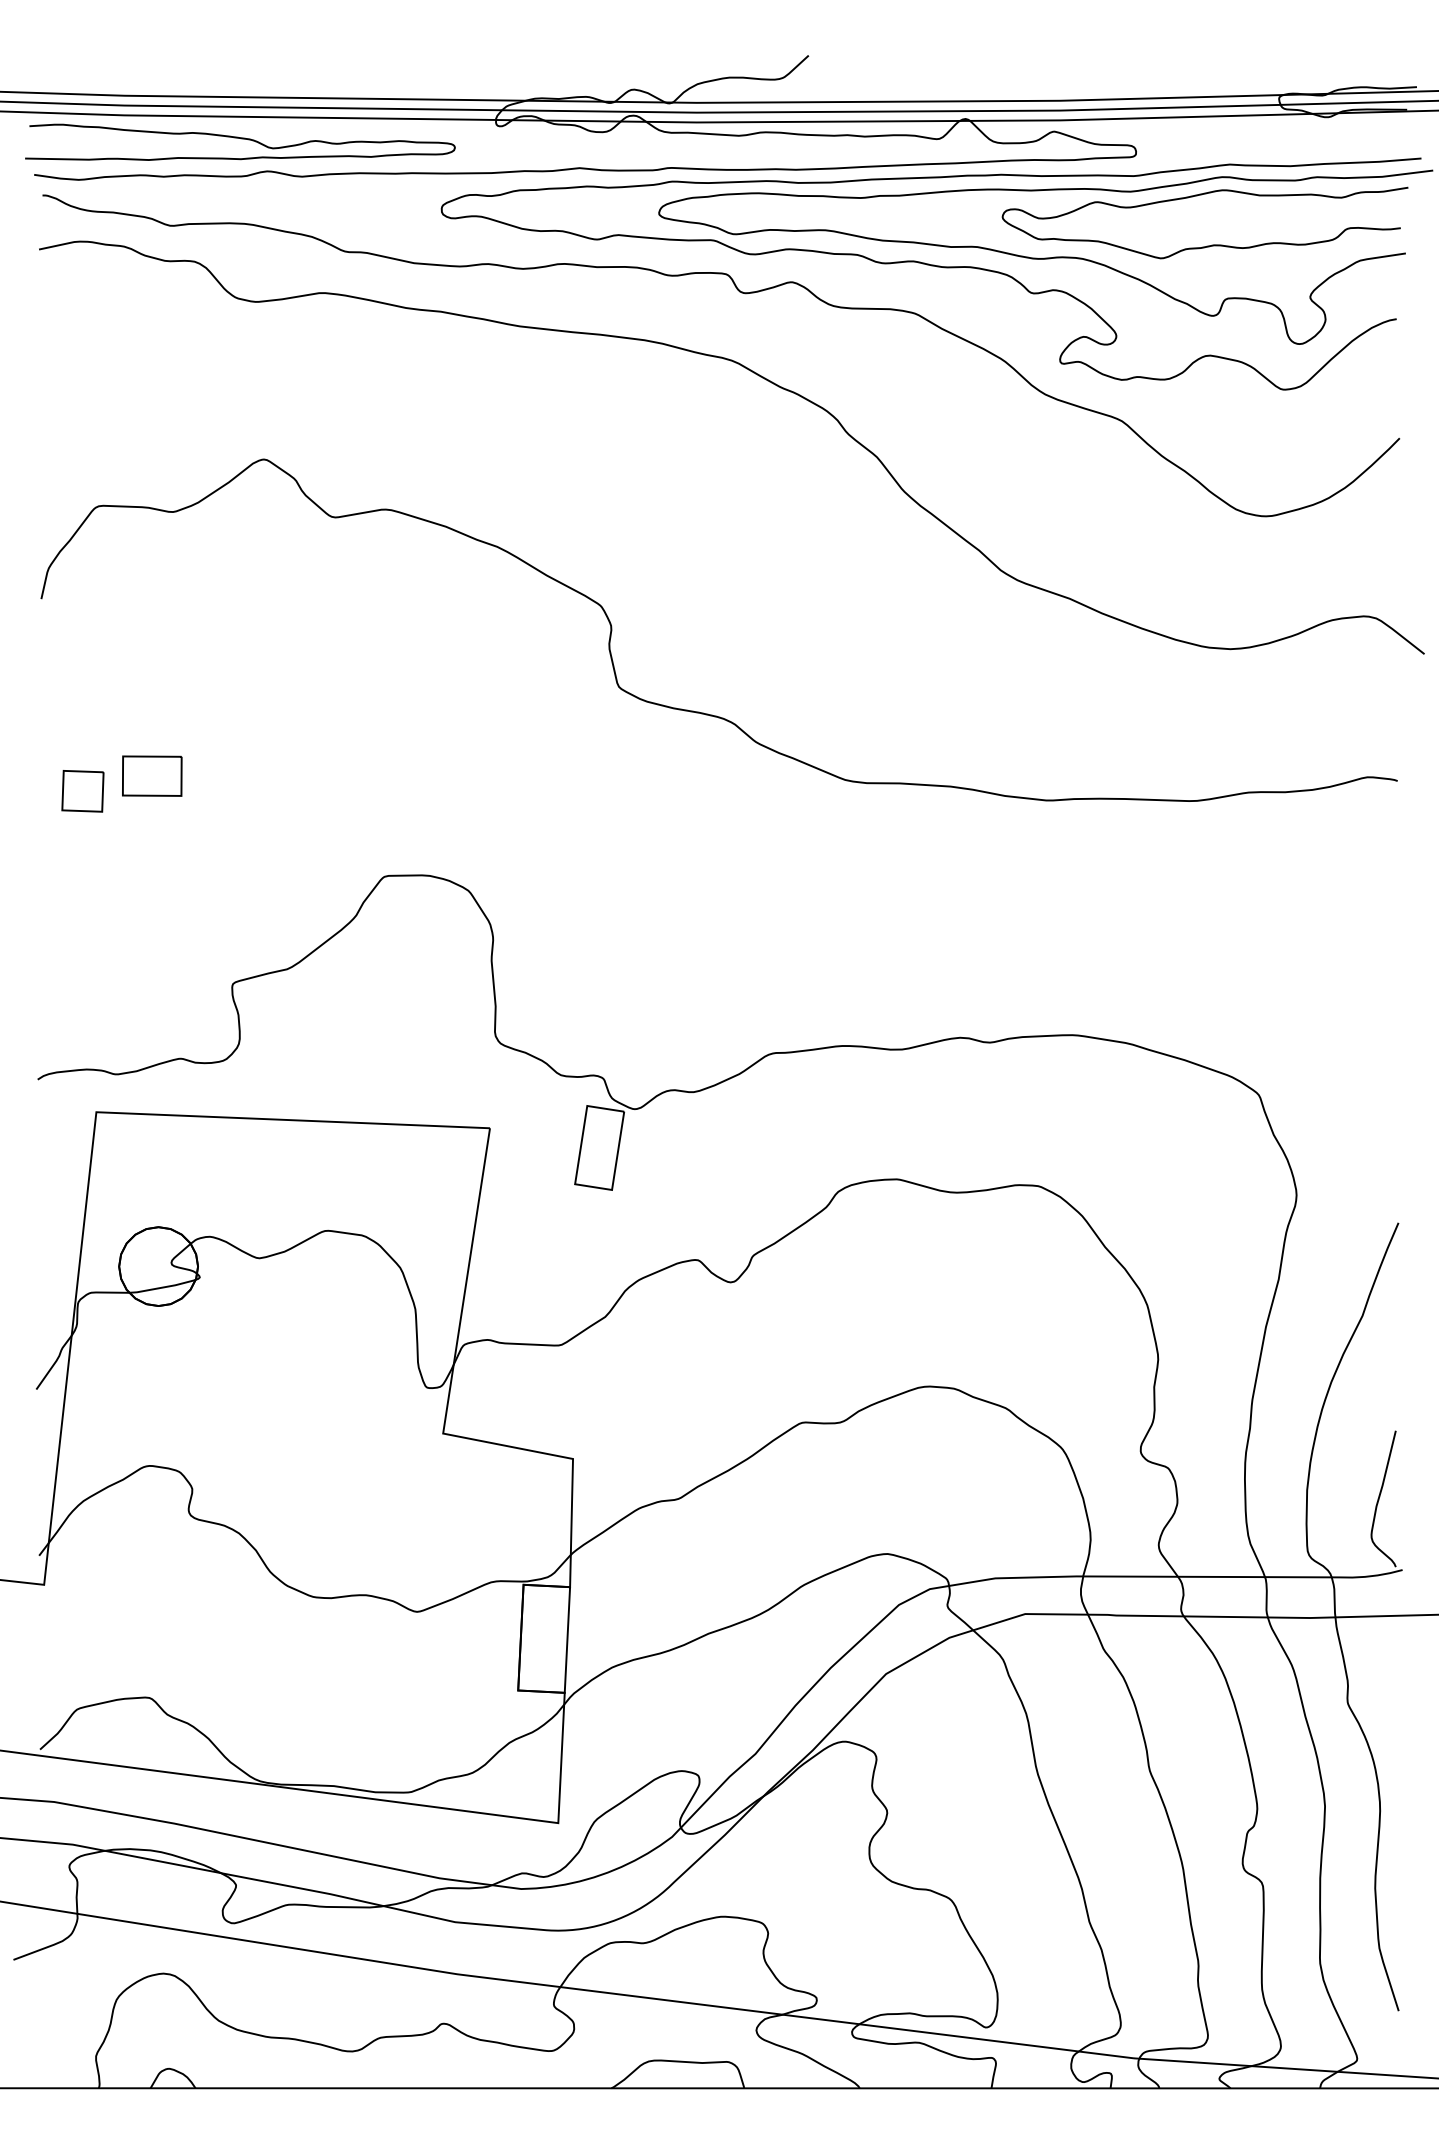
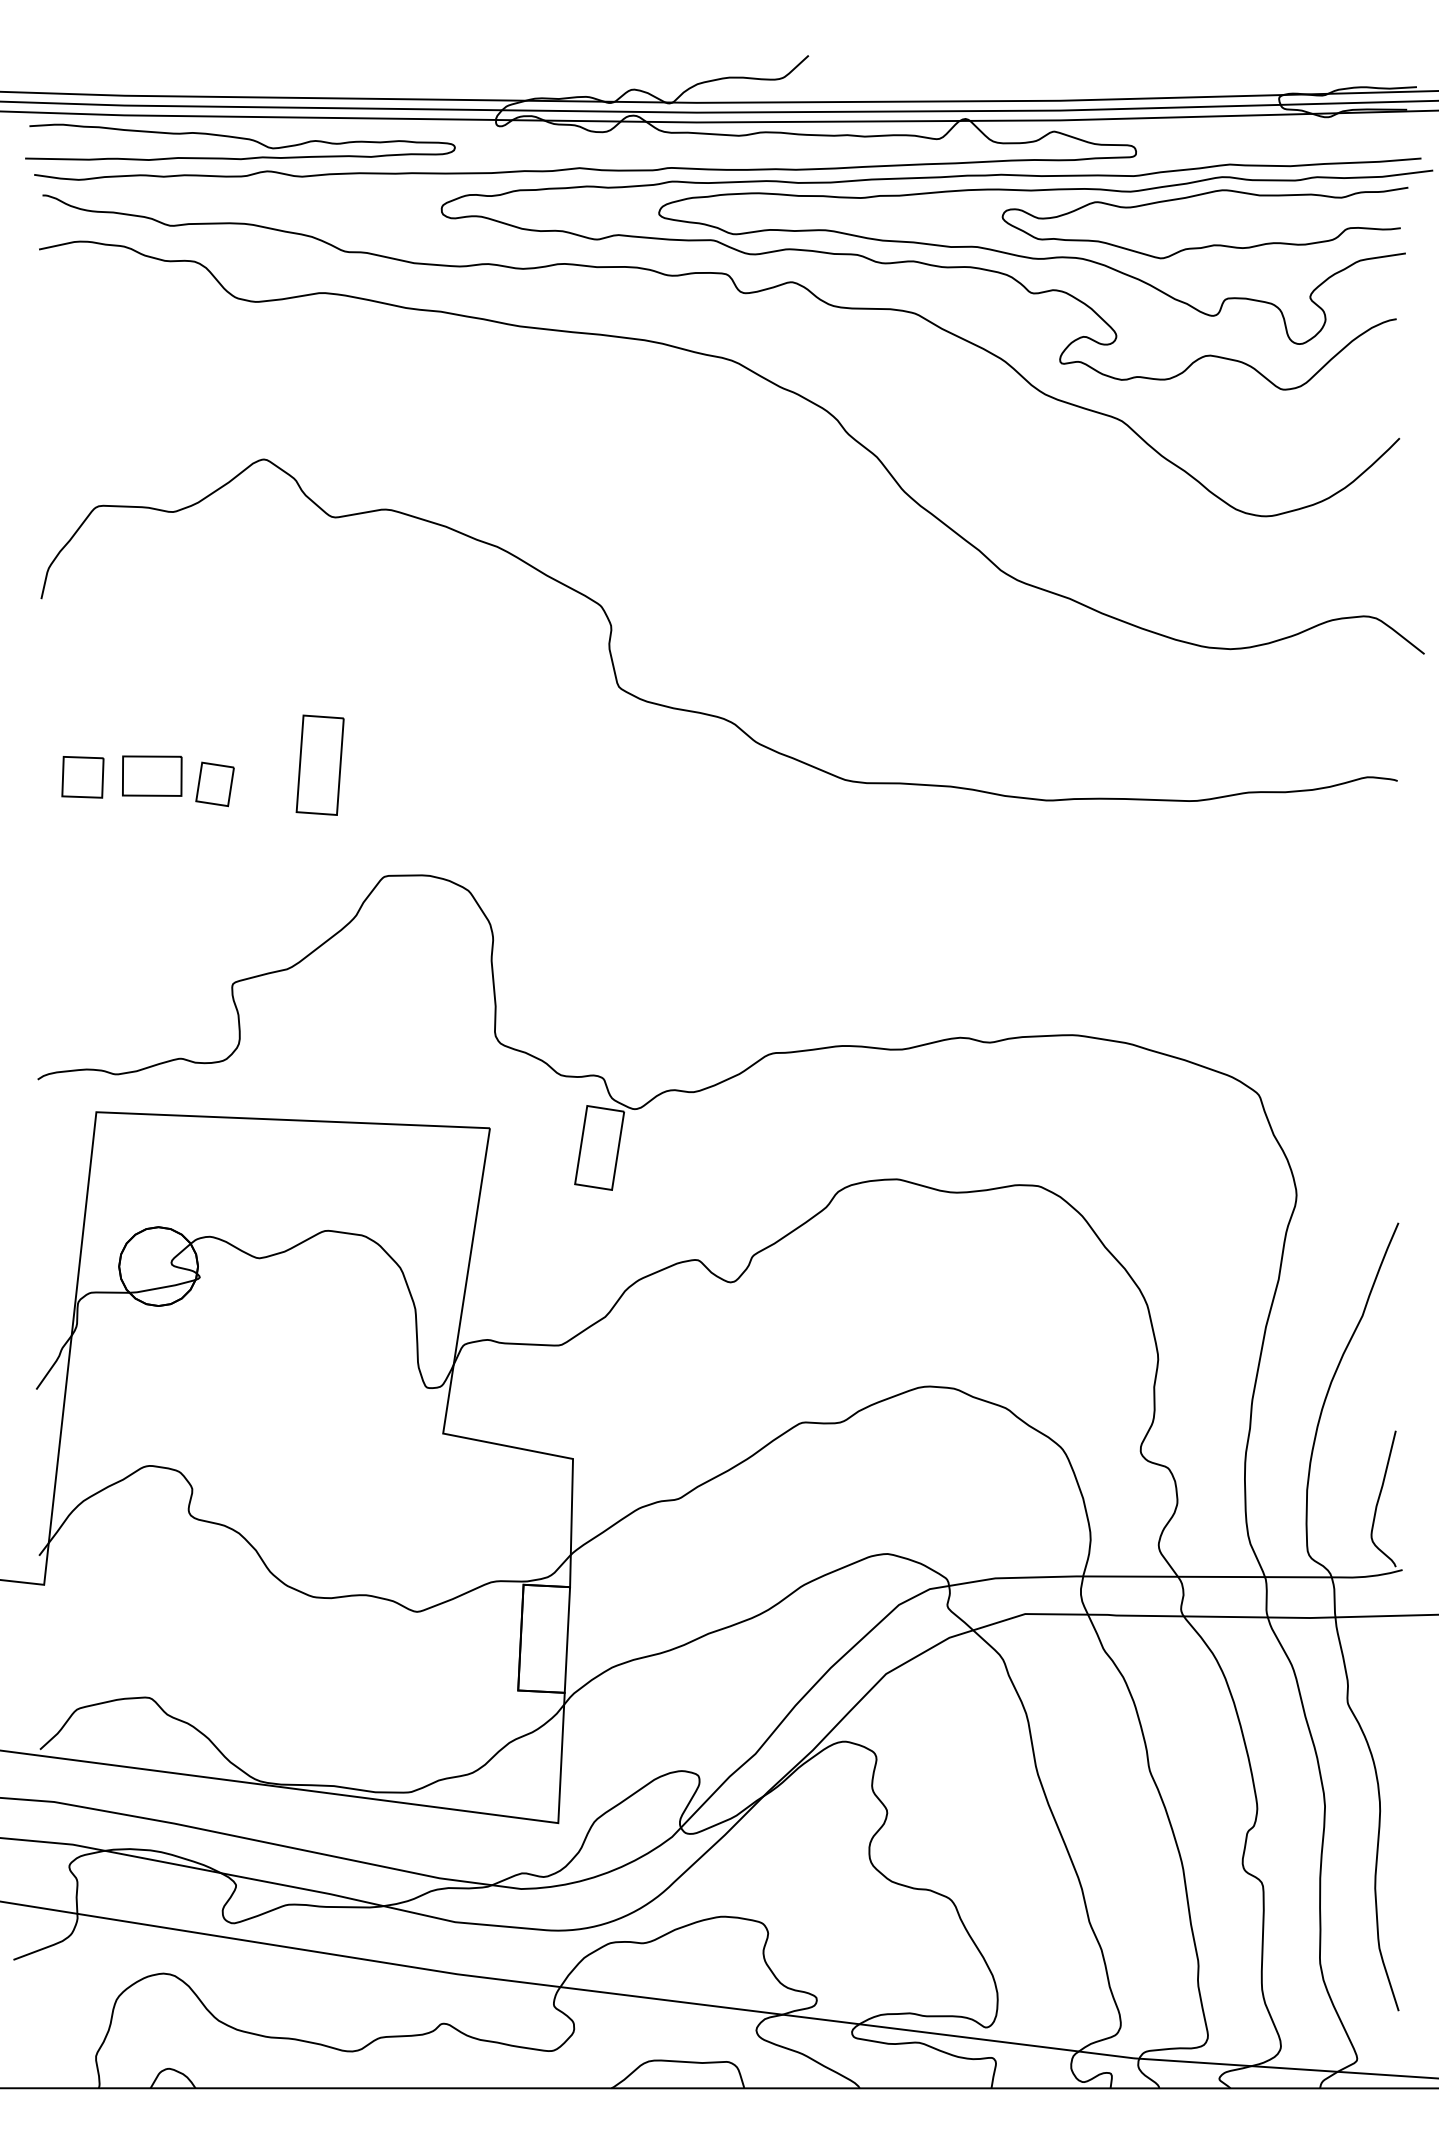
part: none -> present (319, 764)
part: none -> present (214, 784)
part position: (82, 791) -> (82, 777) (82, 777)
